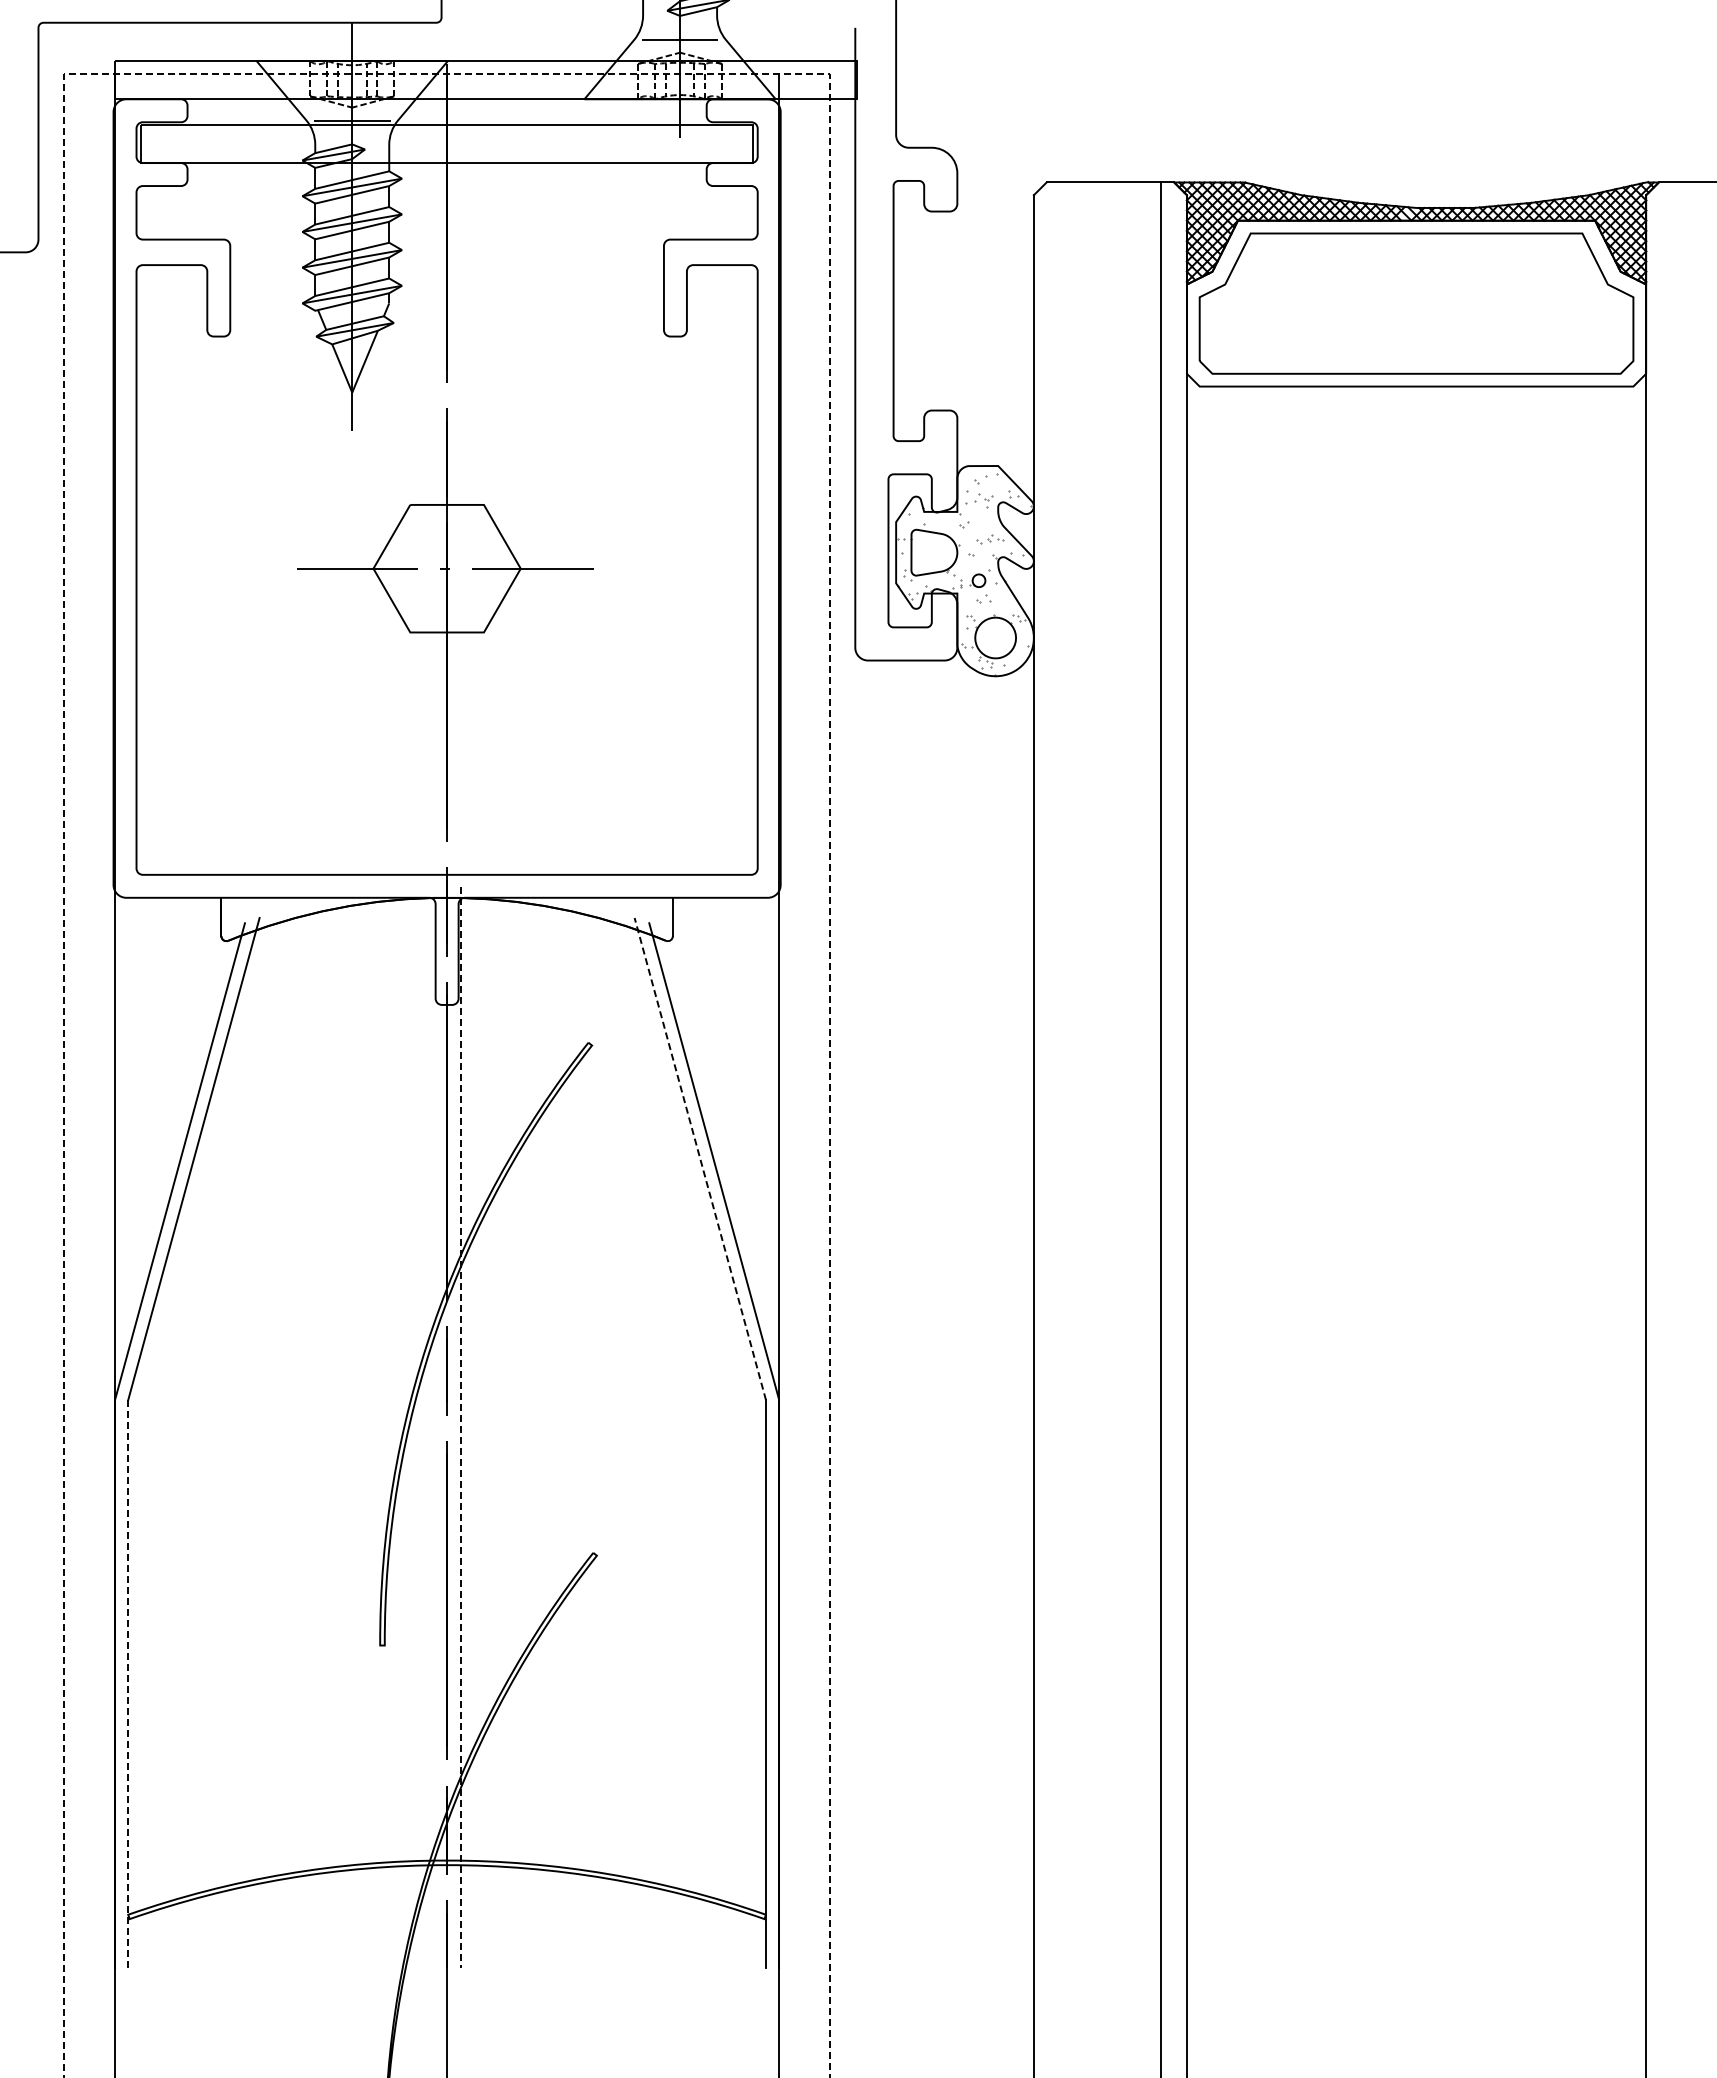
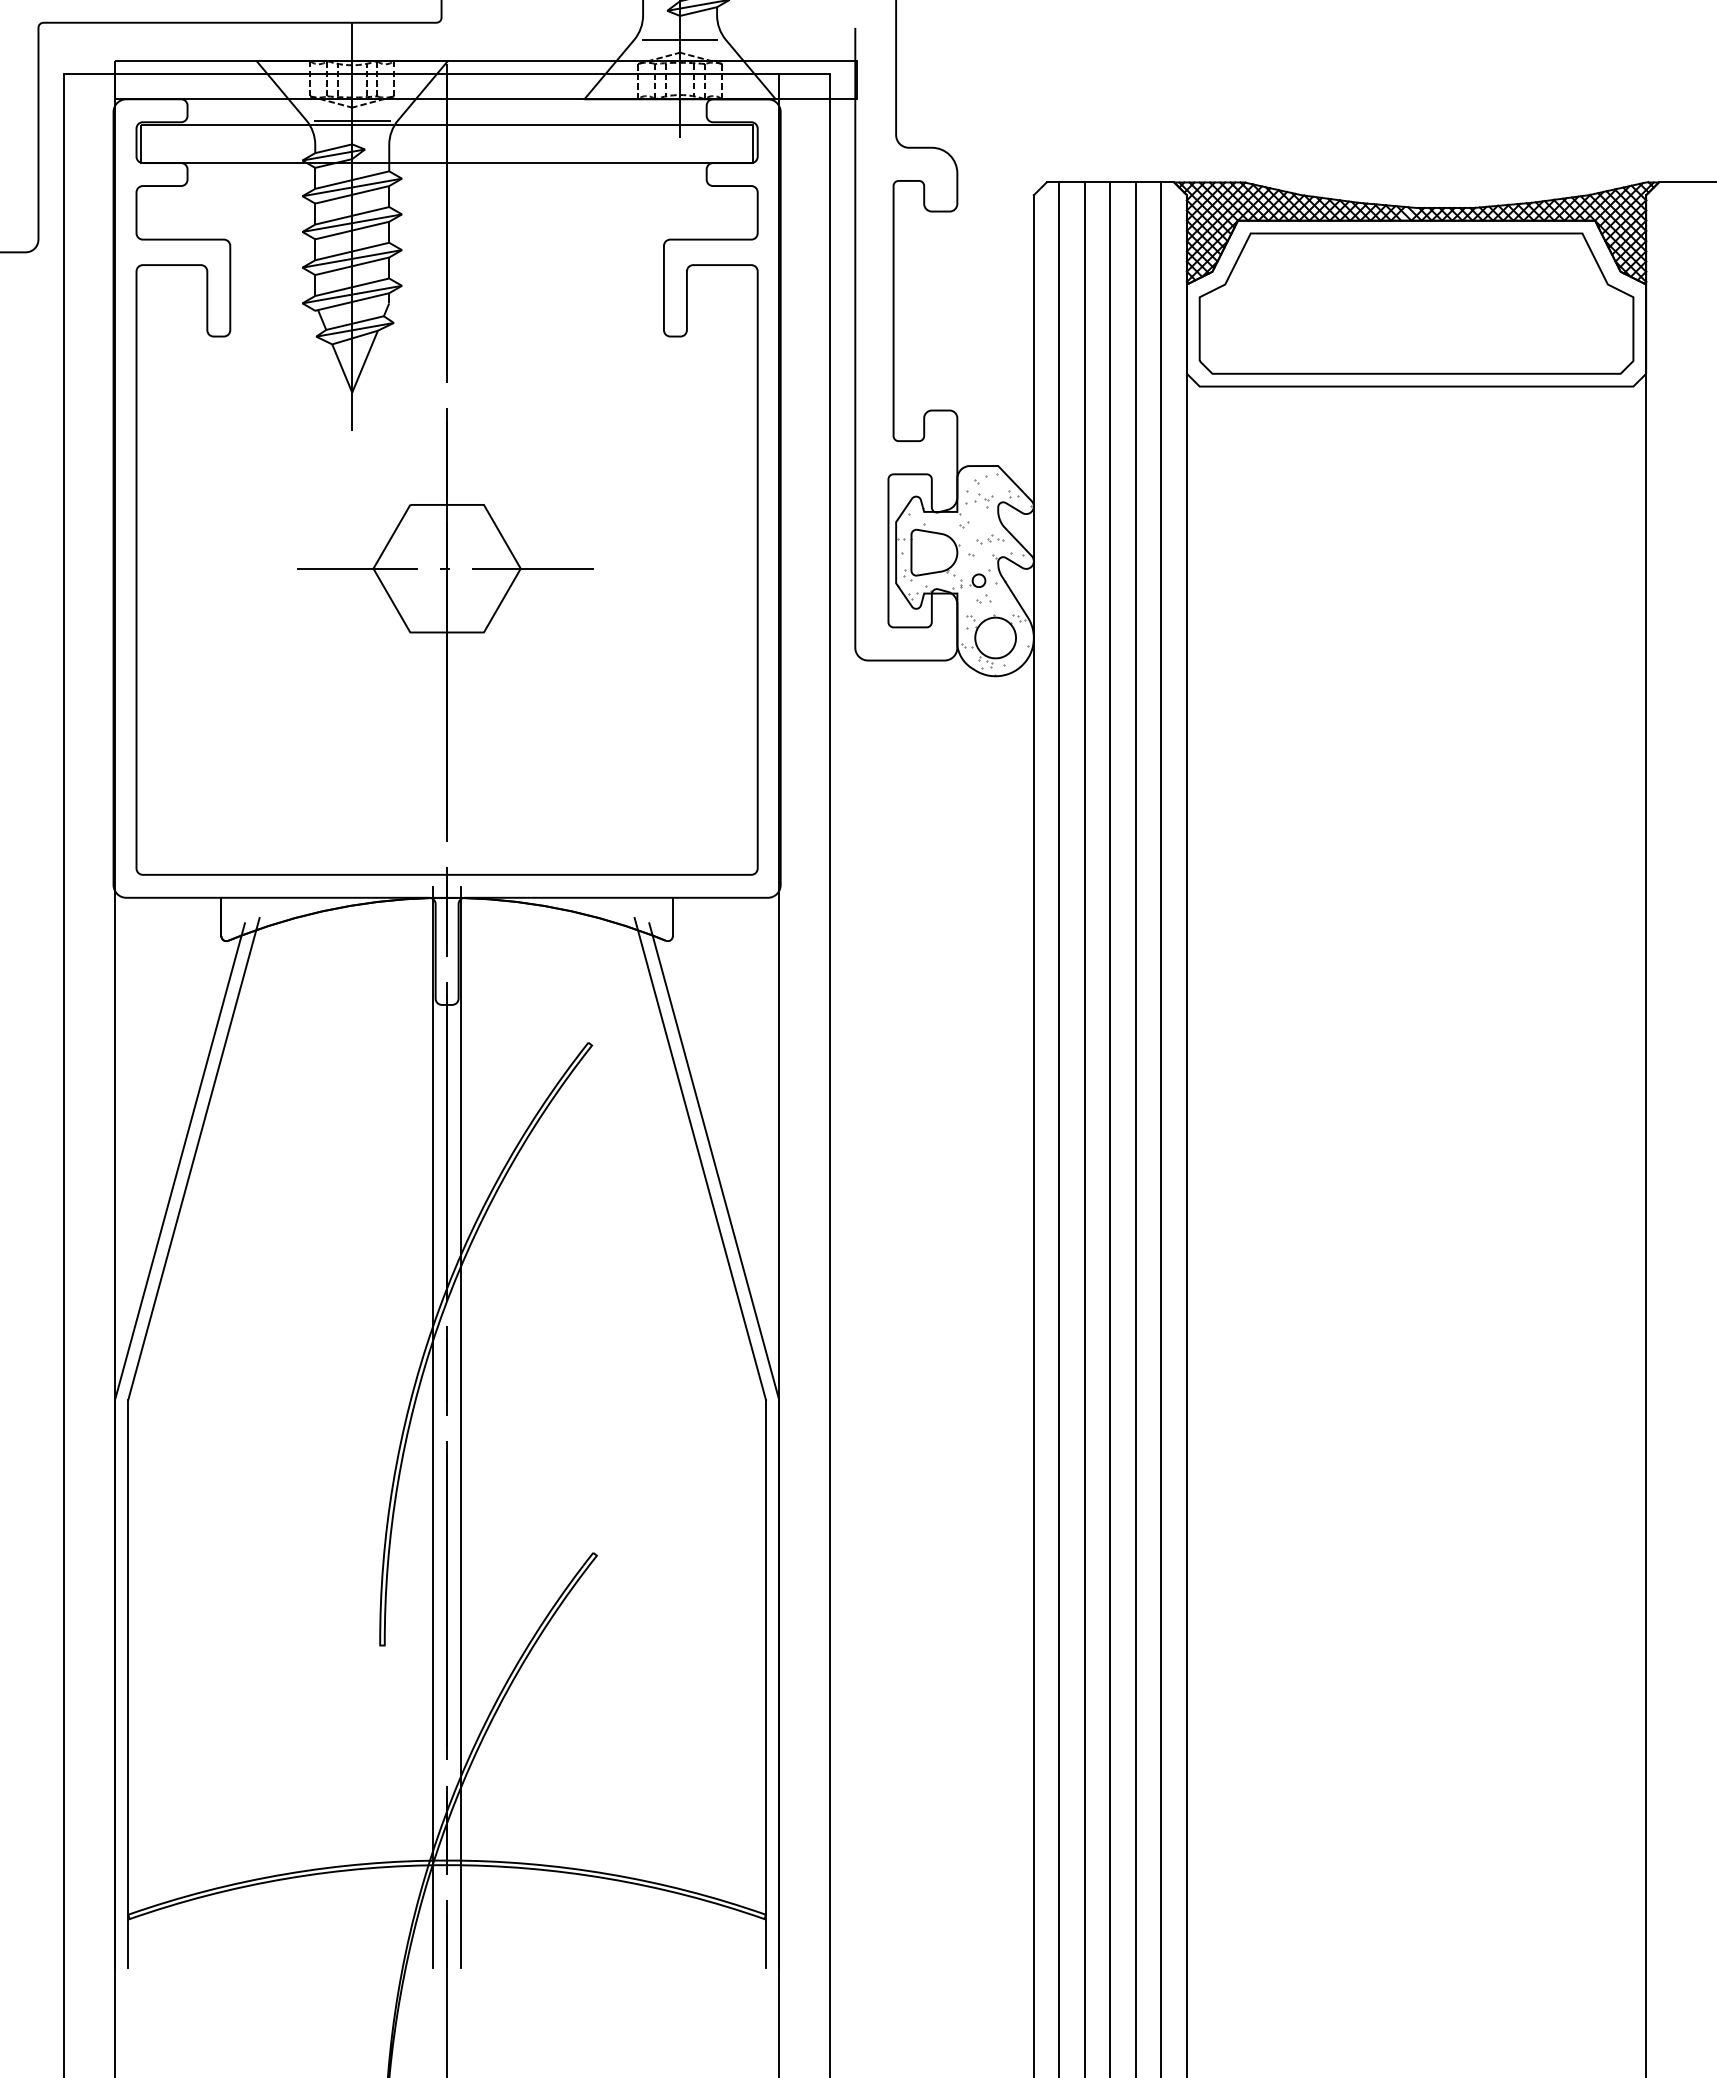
line: dashed -> solid (447, 73)
line: none -> present (1059, 1128)
line: none -> present (1084, 1128)
line: none -> present (1110, 1128)
line: none -> present (1135, 1128)
line: dashed -> solid (700, 1159)
line: none -> present (433, 1427)
line: dashed -> solid (461, 1427)
line: dashed -> solid (128, 1684)
